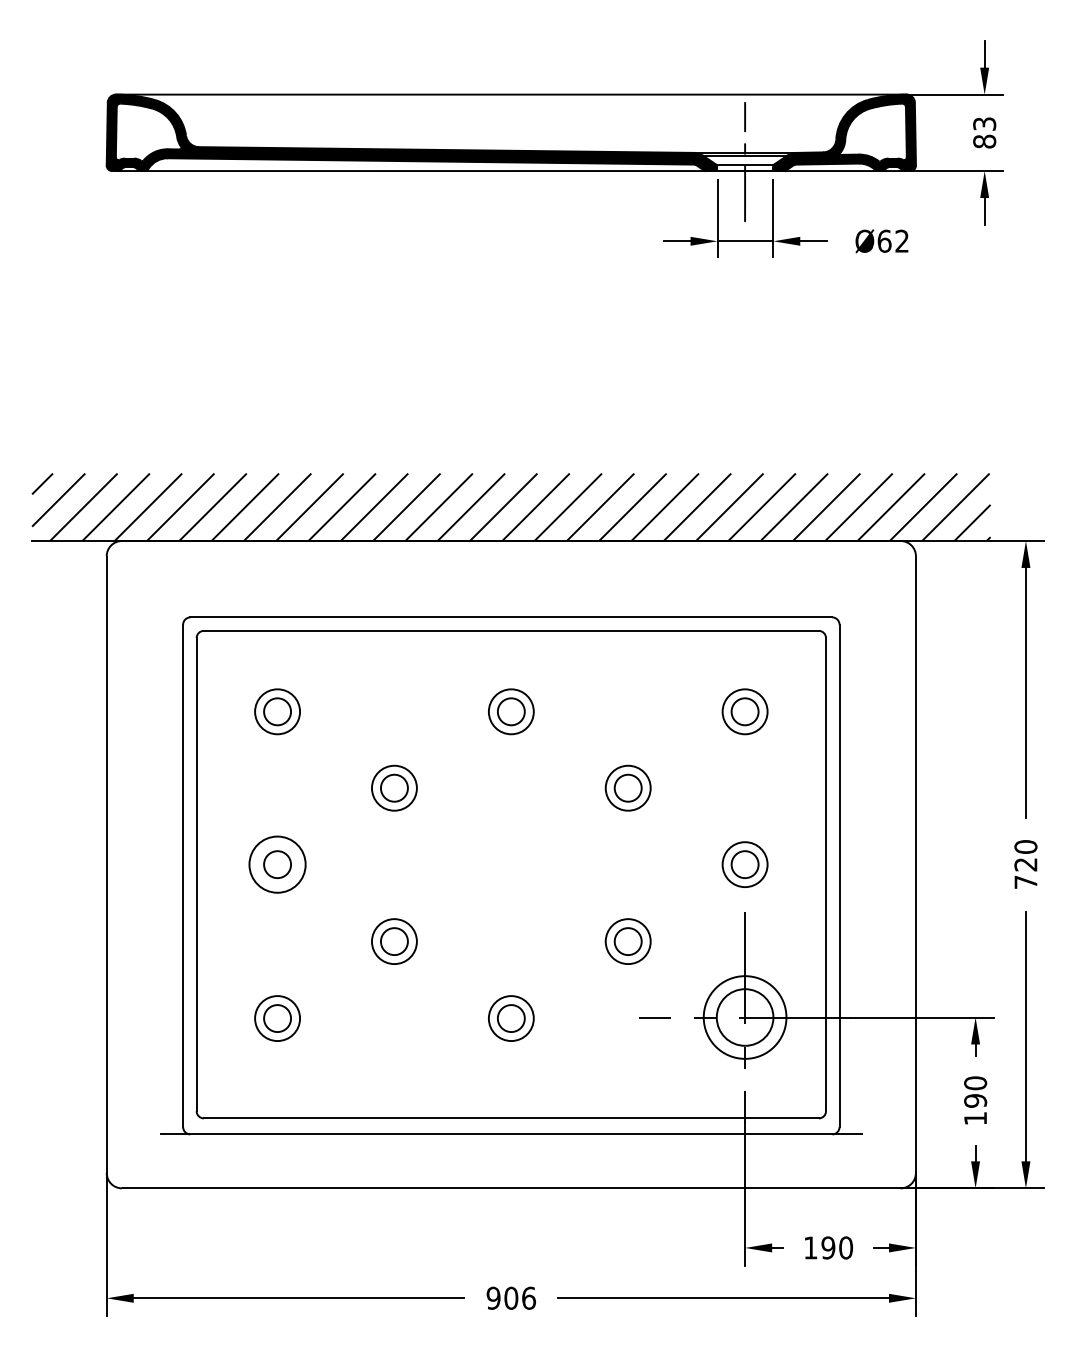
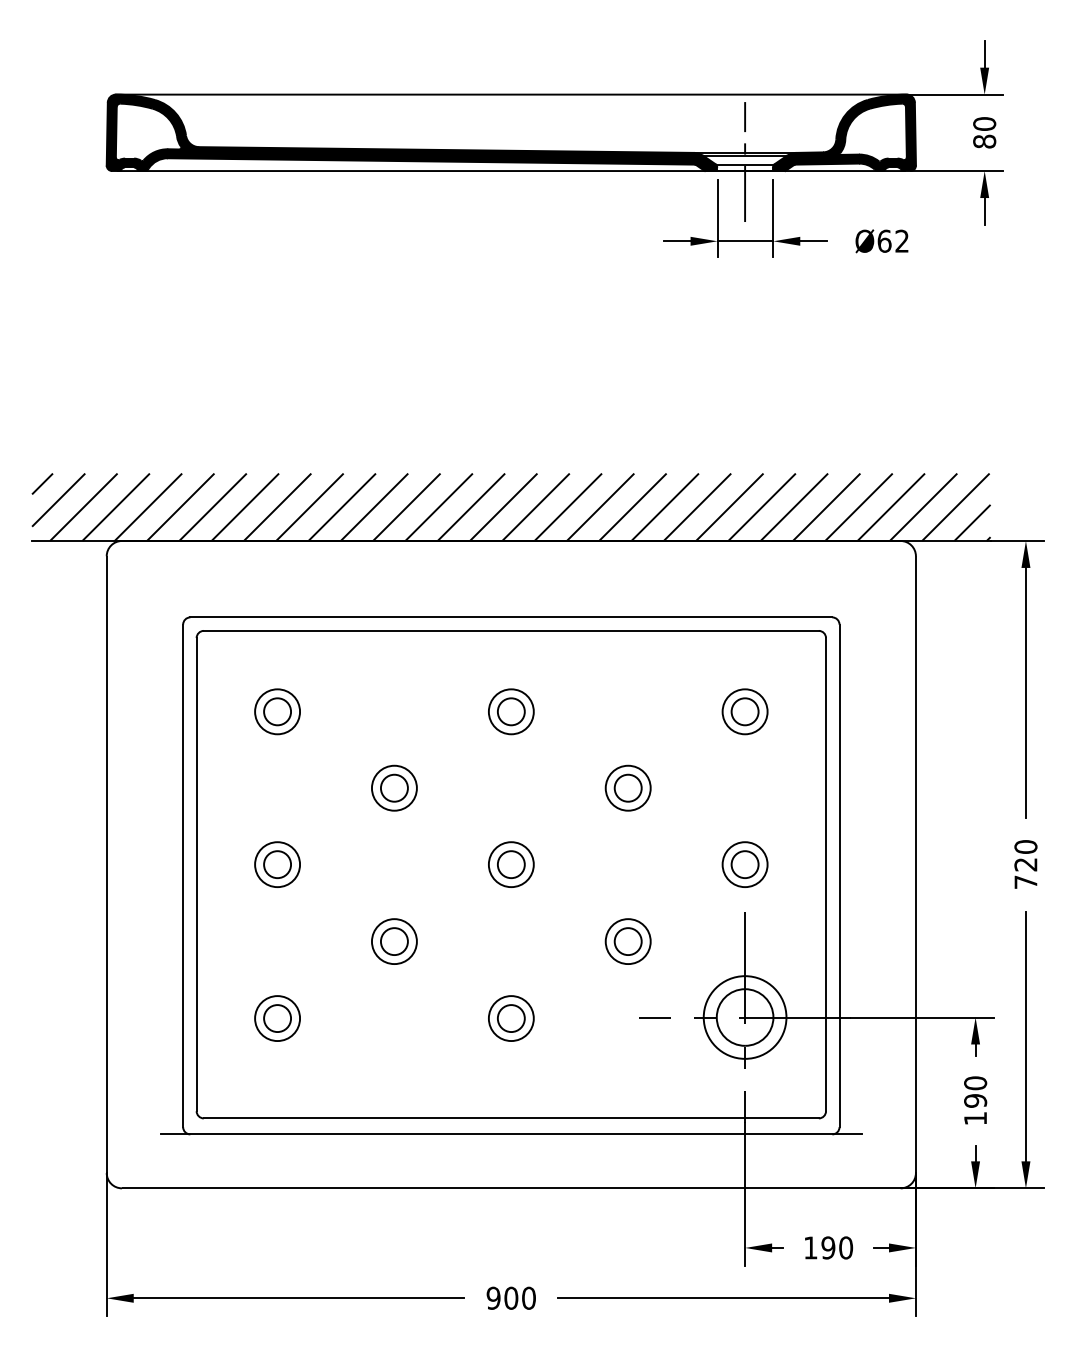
text: 83 -> 80 (984, 123)
circle diameter: 56 px -> 45 px (277, 864)
part: none -> present (511, 864)
text: 906 -> 900 (529, 1297)
